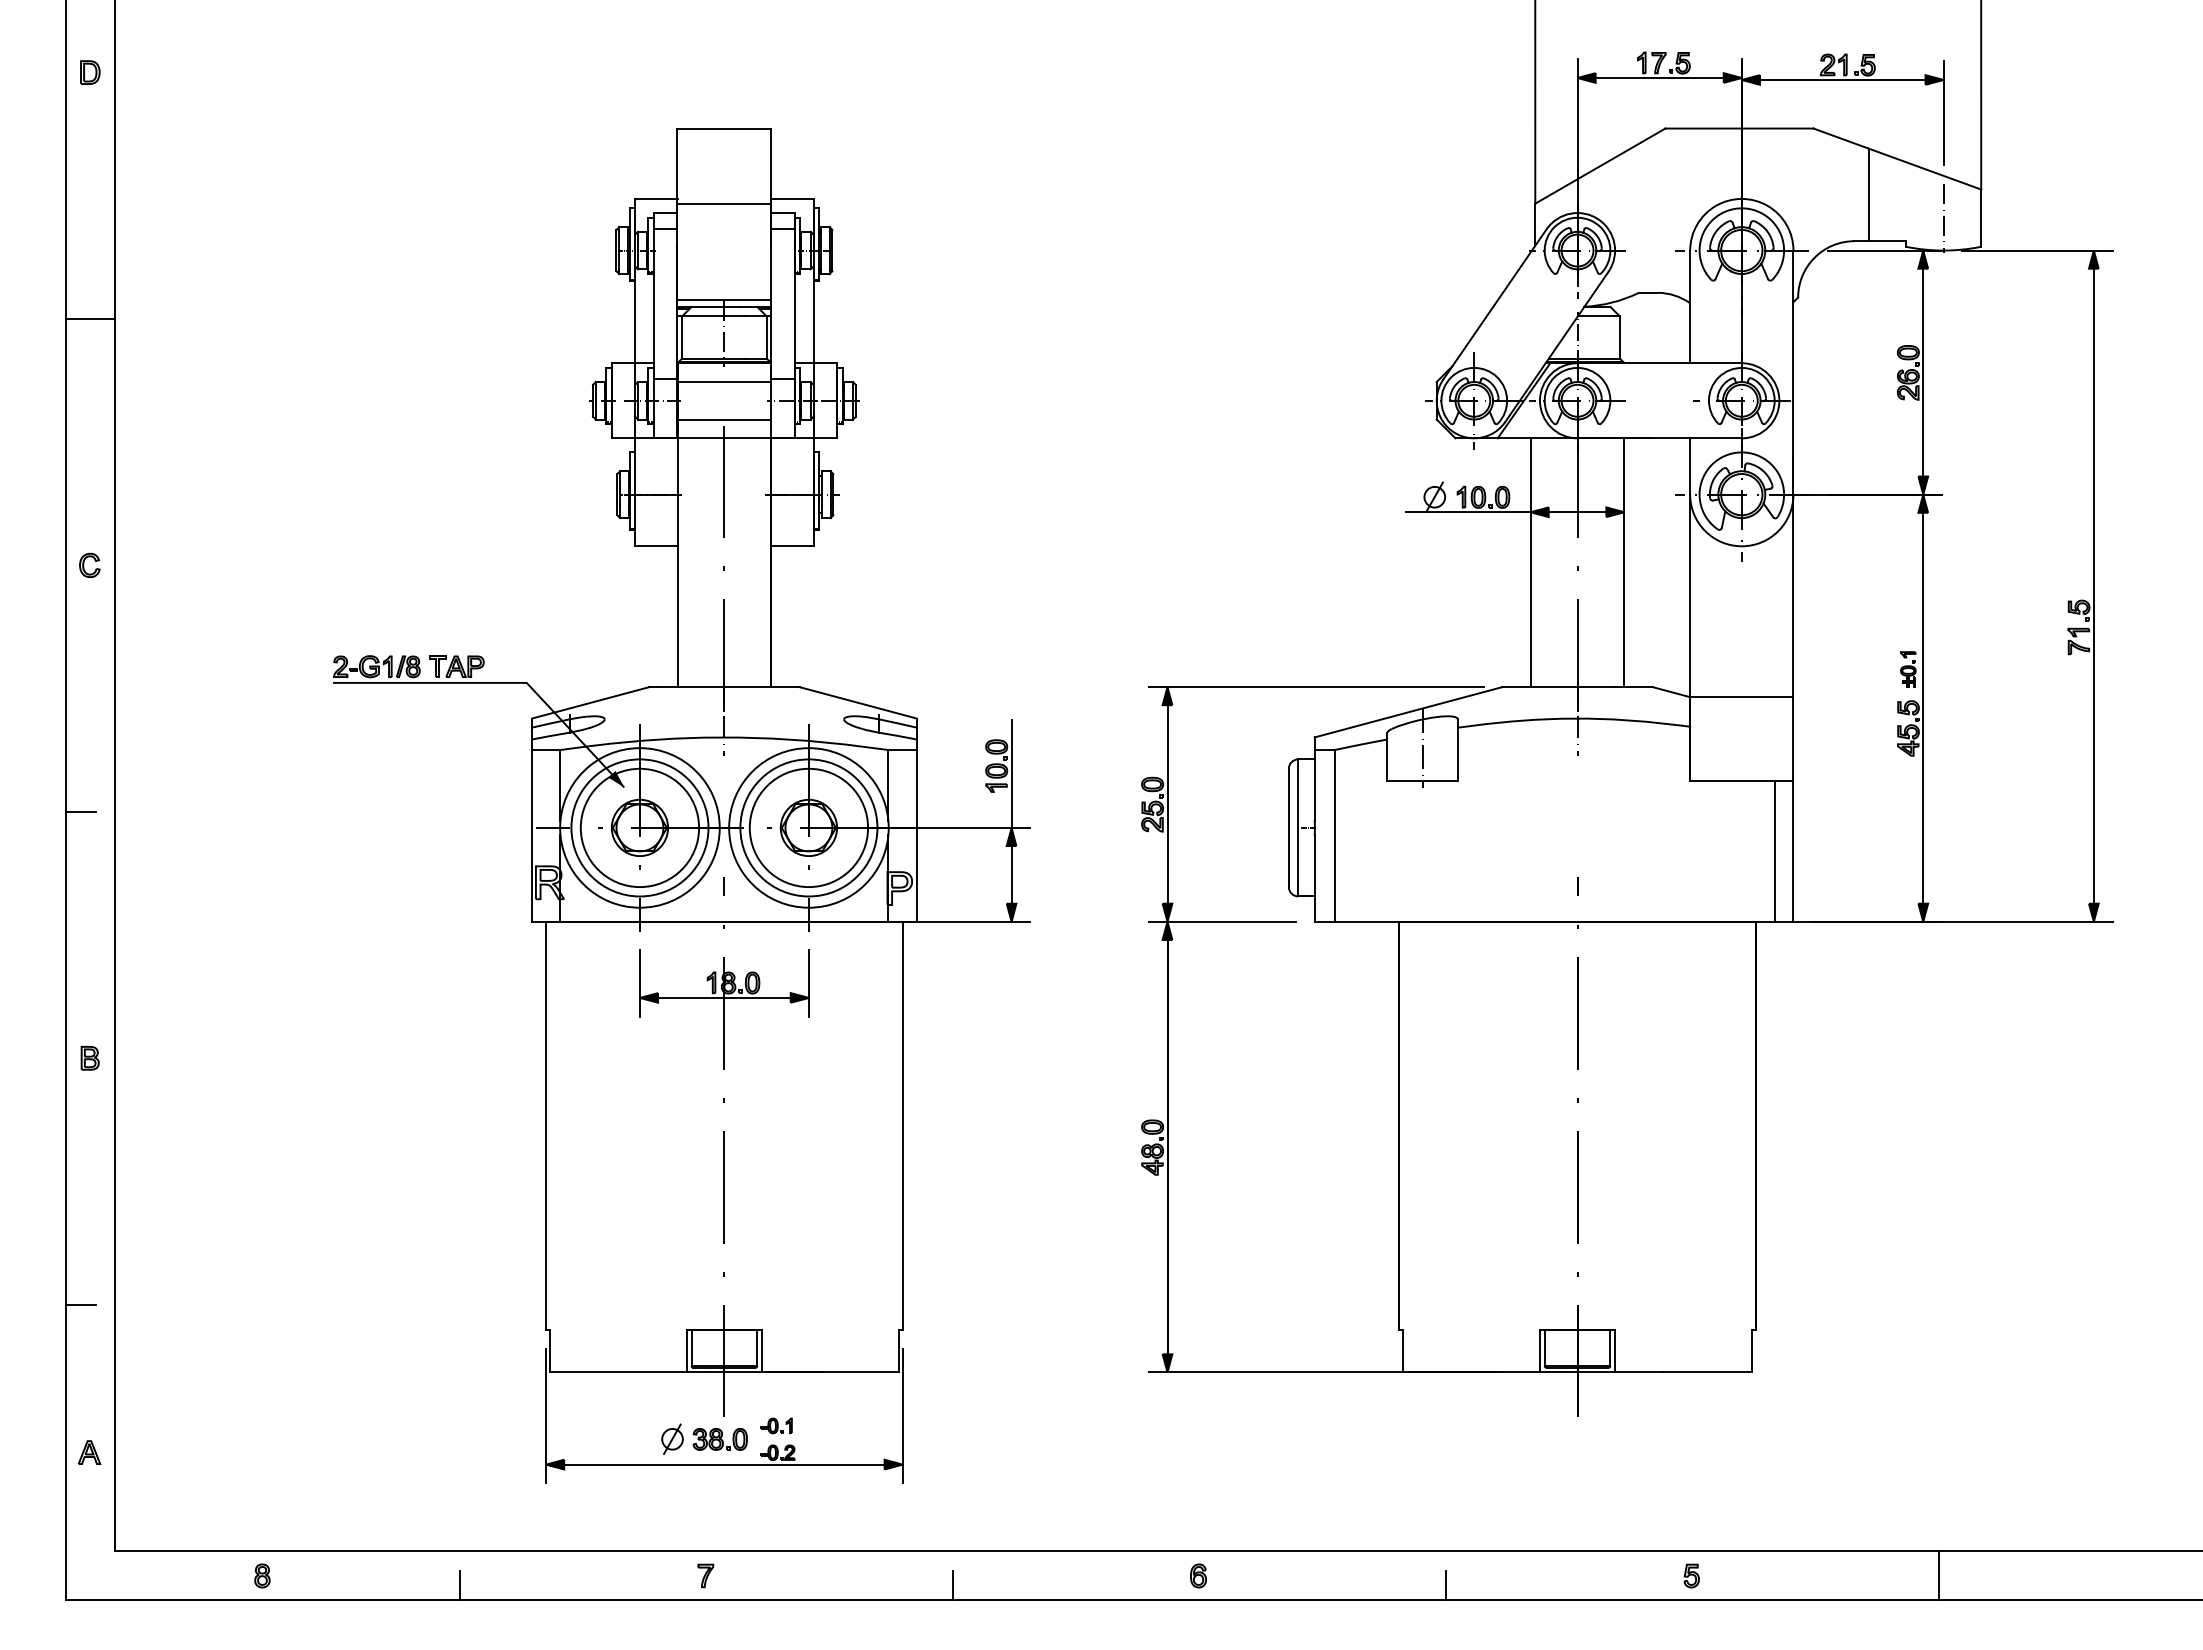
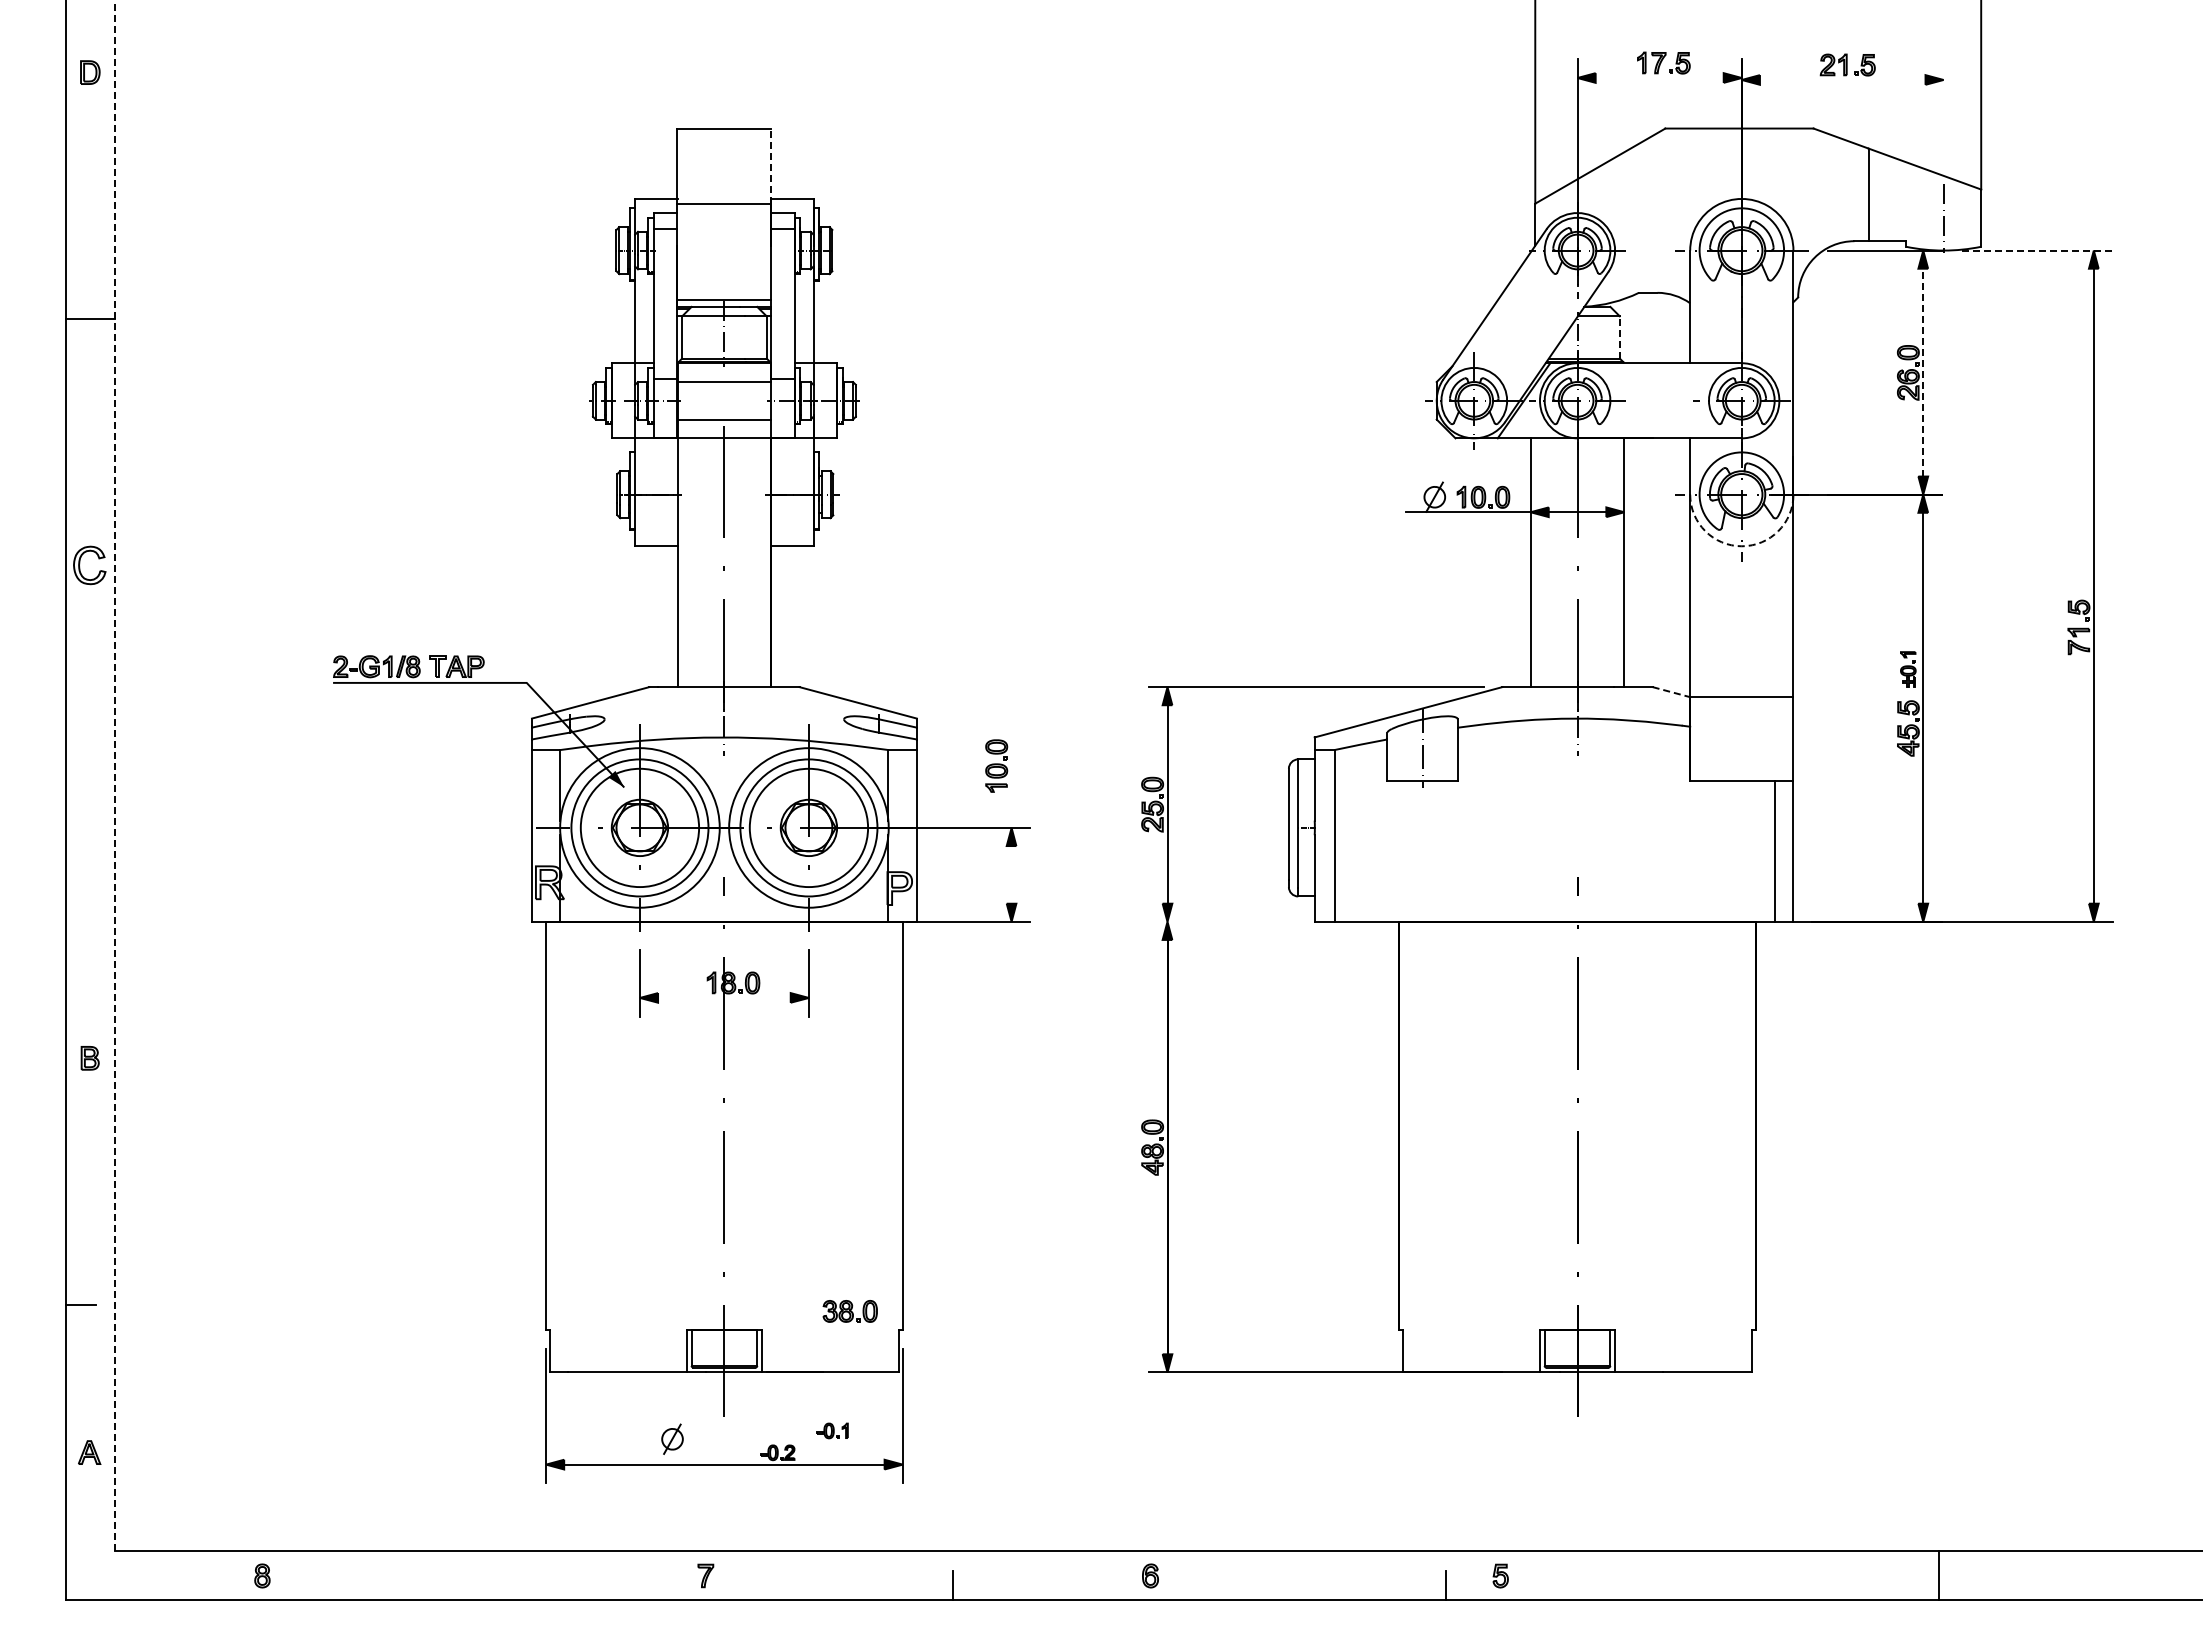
line: present -> none (1659, 78)
line: present -> none (1842, 79)
line: present -> none (1943, 113)
line: solid -> dashed (771, 166)
line: solid -> dashed (2038, 250)
line: solid -> dashed (1619, 336)
line: solid -> dashed (1923, 372)
arc: solid -> dashed (1741, 546)
part size: 22x27 px -> 34x41 px (89, 565)
line: solid -> dashed (1671, 692)
line: present -> none (1011, 773)
line: solid -> dashed (115, 775)
line: present -> none (80, 811)
line: present -> none (1011, 874)
line: present -> none (1221, 921)
line: present -> none (724, 997)
part position: (776, 1425) -> (832, 1430) (832, 1430)
part position: (719, 1439) -> (849, 1311) (849, 1311)
part position: (1198, 1575) -> (1150, 1575) (1150, 1575)
part position: (1691, 1575) -> (1500, 1575) (1500, 1575)
line: present -> none (460, 1585)
